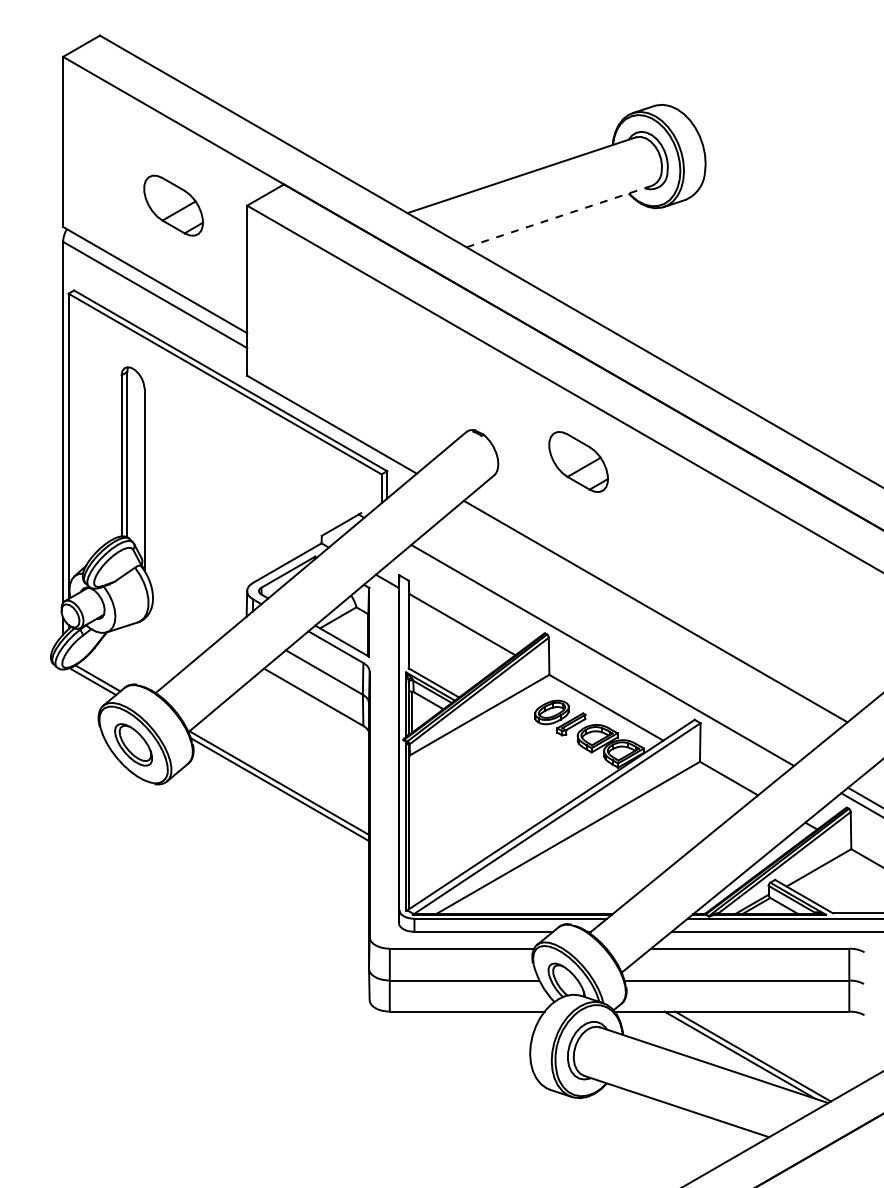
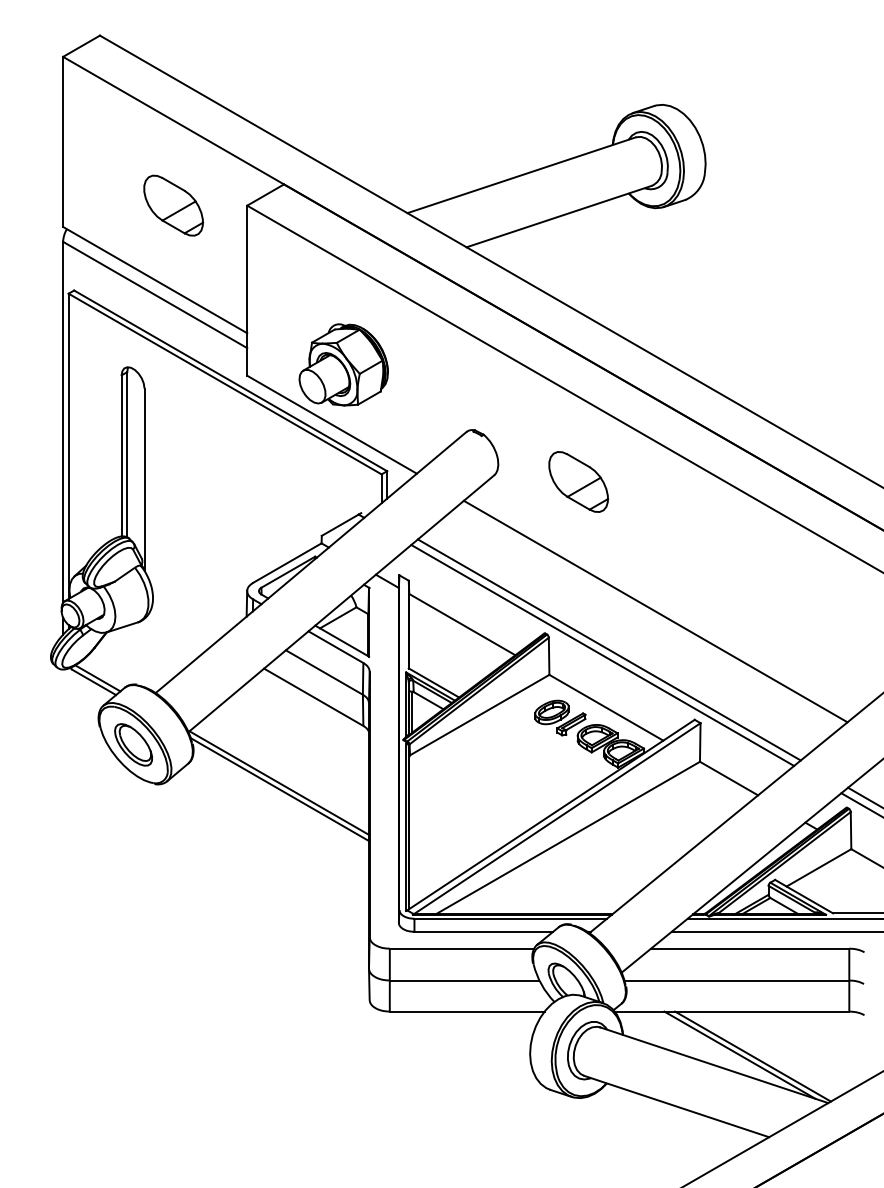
line: dashed -> solid (559, 216)
part: none -> present (343, 364)
part position: (578, 461) -> (578, 481) (578, 481)
line: none -> present (608, 649)
